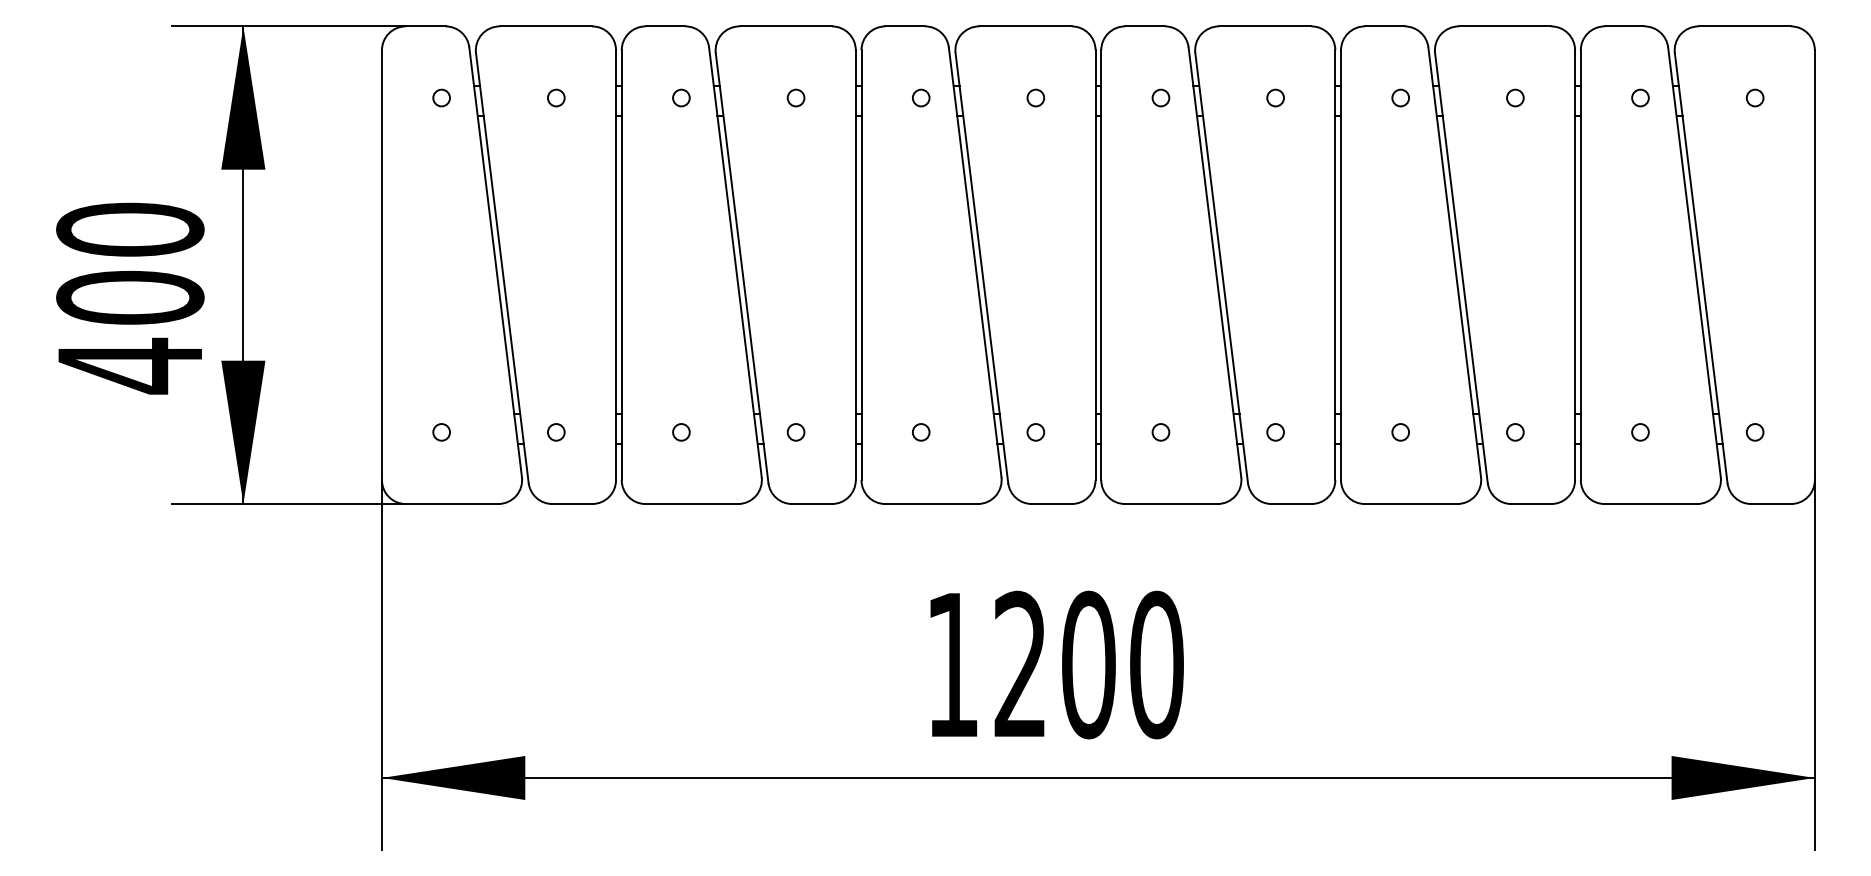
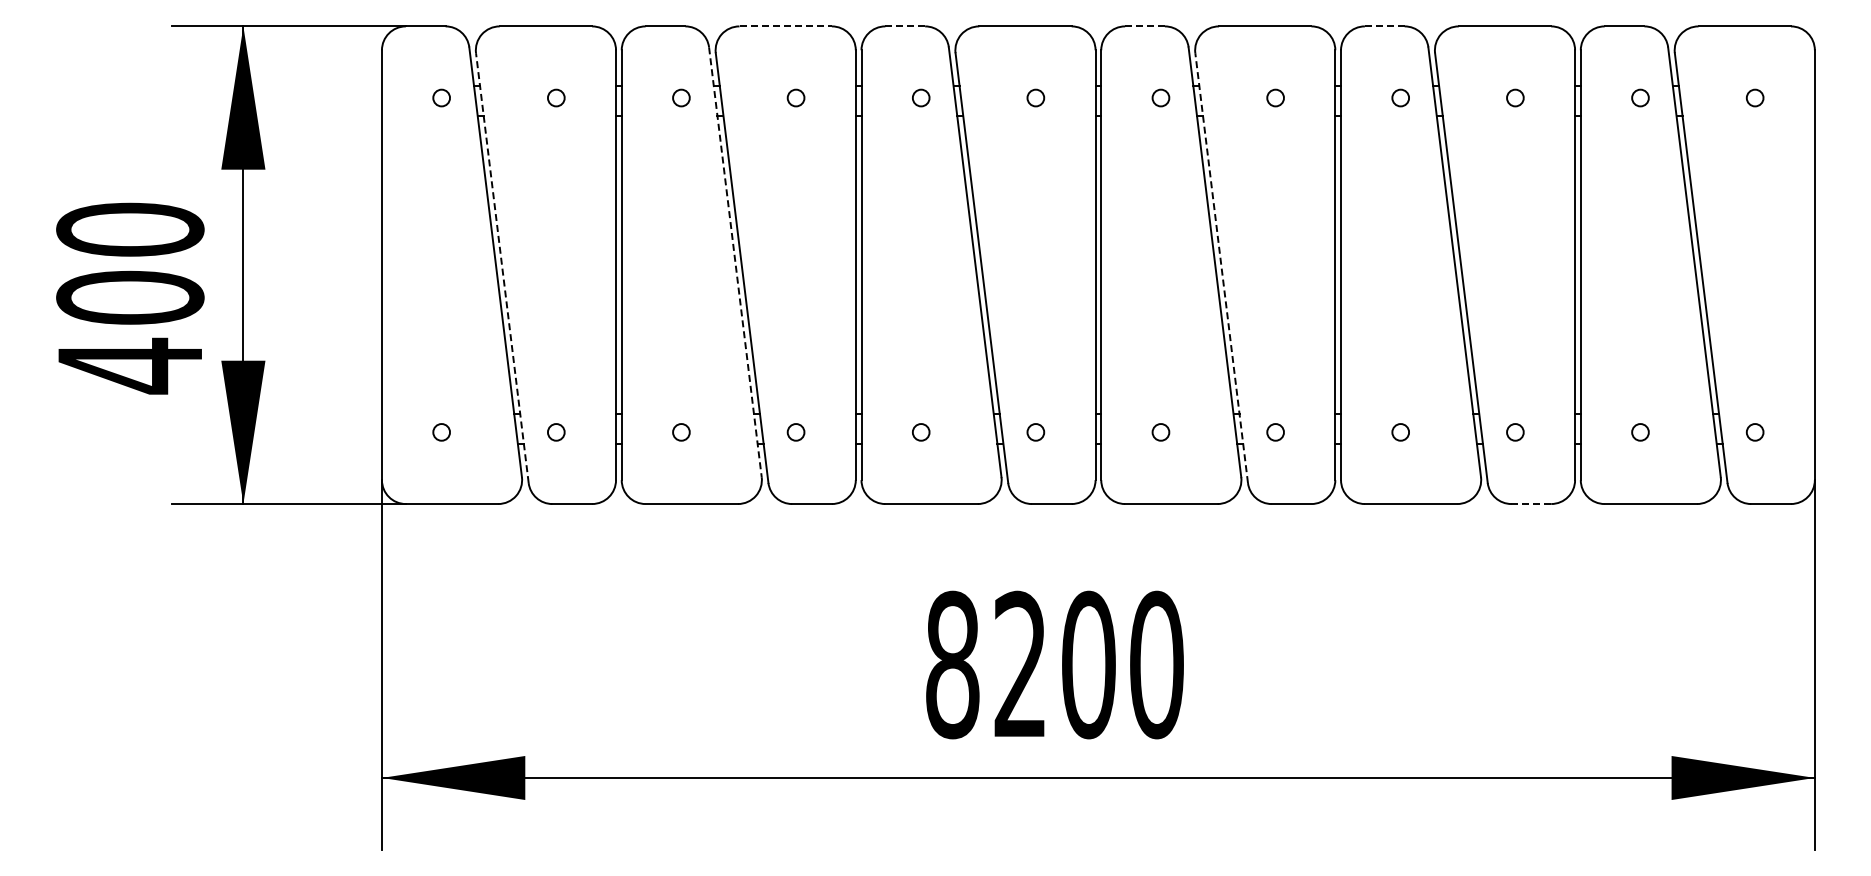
line: solid -> dashed (786, 26)
line: solid -> dashed (905, 26)
line: solid -> dashed (1145, 26)
line: solid -> dashed (1384, 26)
line: solid -> dashed (735, 262)
line: solid -> dashed (502, 268)
line: solid -> dashed (1221, 268)
line: solid -> dashed (1531, 504)
text: 1200 -> 8200 (952, 664)
